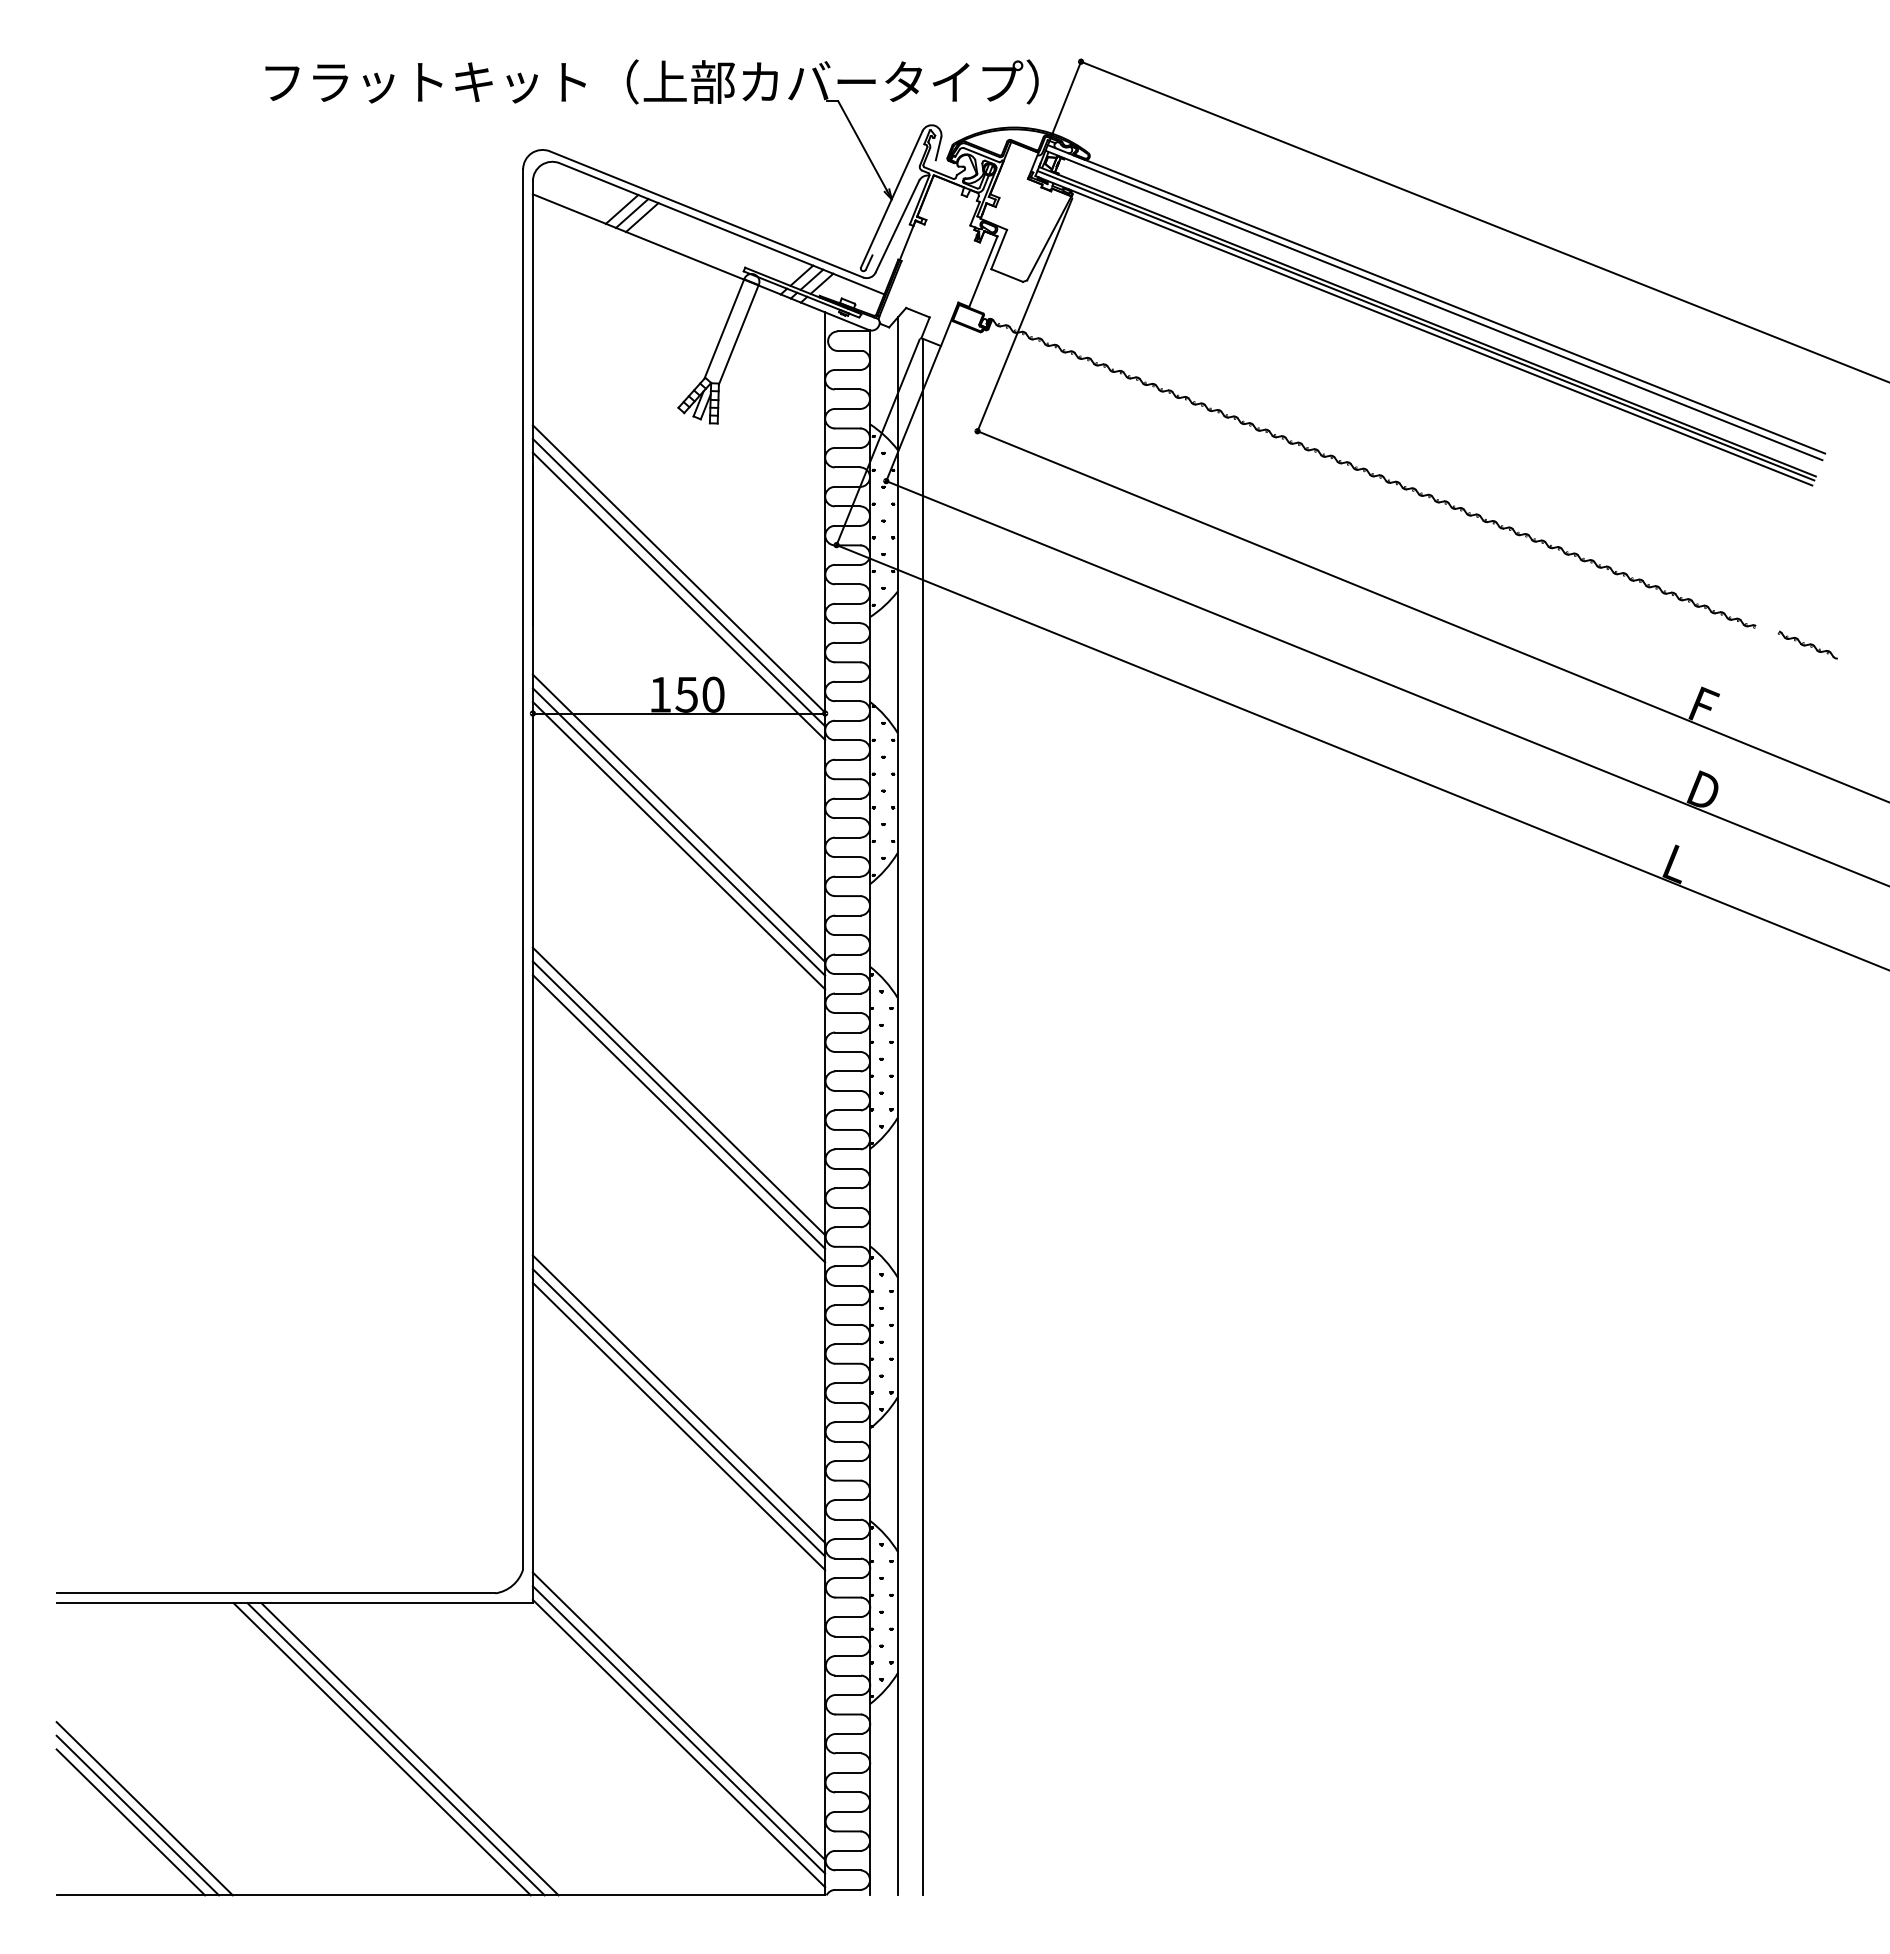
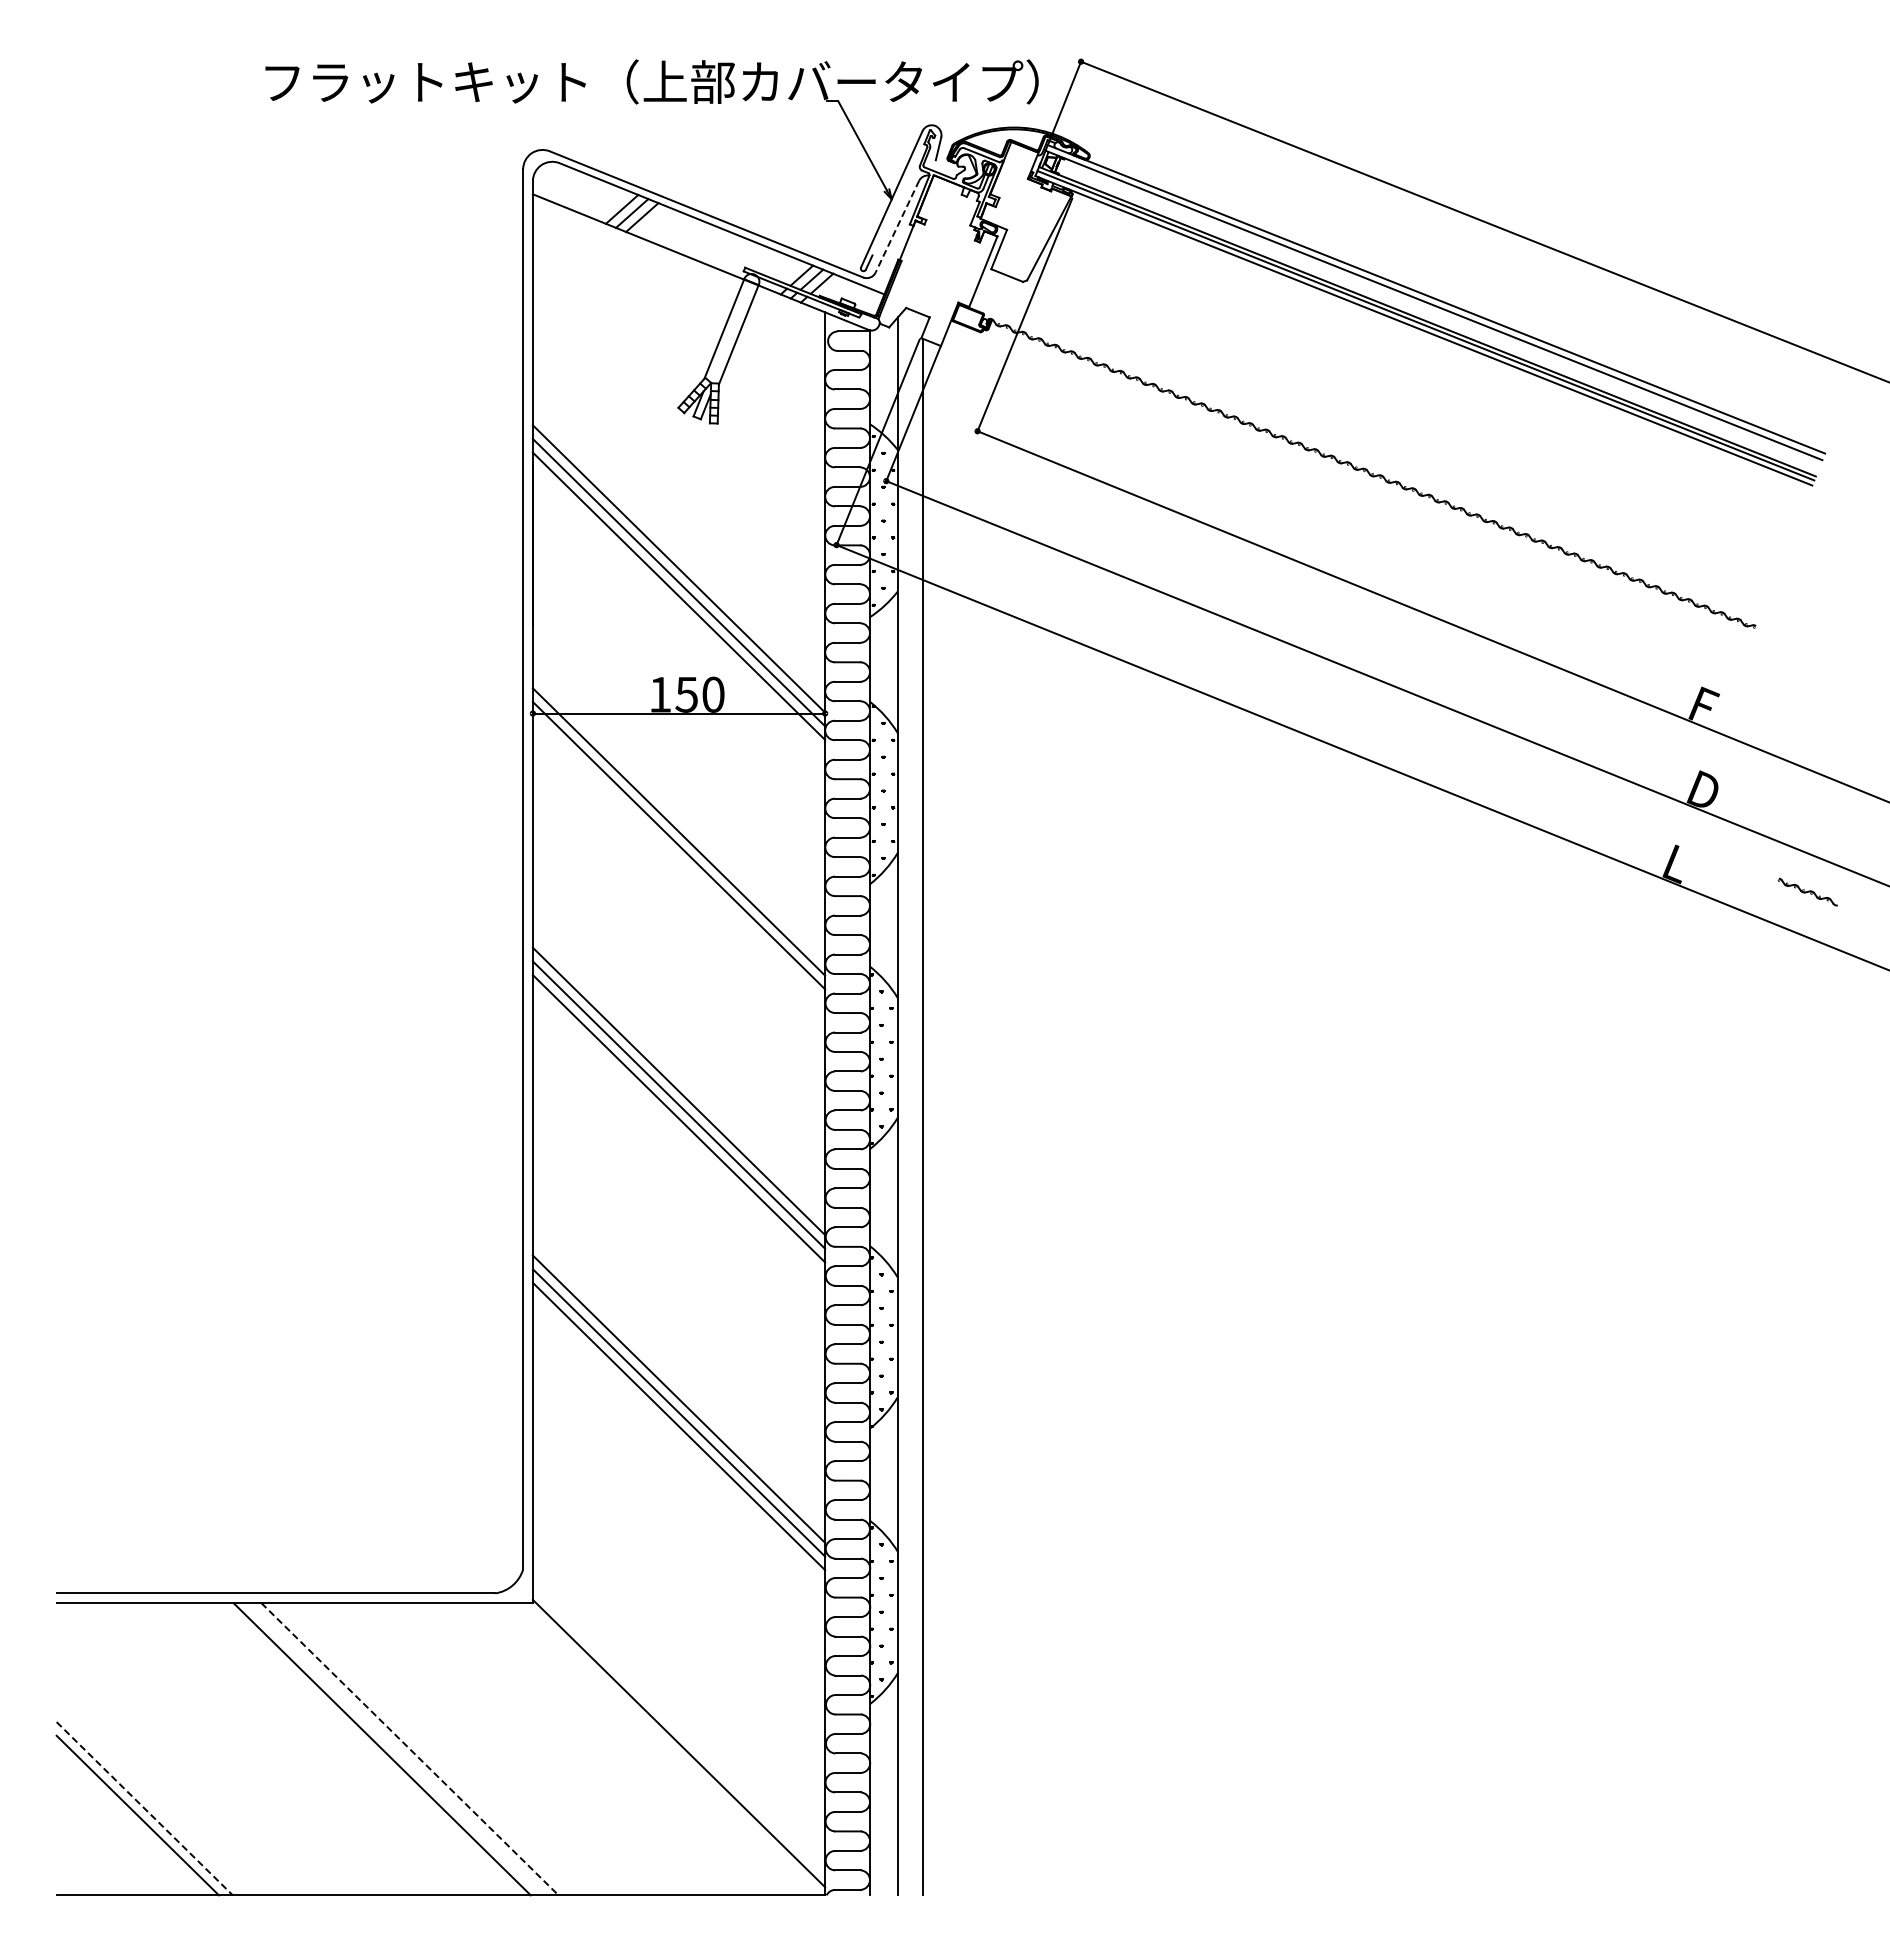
line: solid -> dashed (897, 226)
part position: (1807, 644) -> (1807, 891) (1807, 891)
line: present -> none (678, 818)
line: present -> none (678, 1715)
line: present -> none (678, 1729)
line: present -> none (395, 1749)
line: solid -> dashed (410, 1749)
line: solid -> dashed (144, 1808)
line: present -> none (130, 1822)
